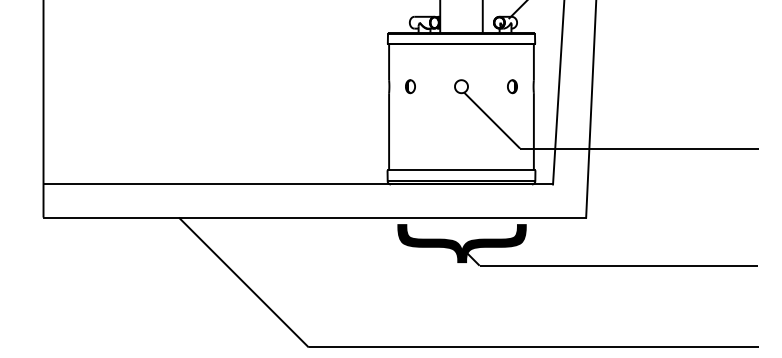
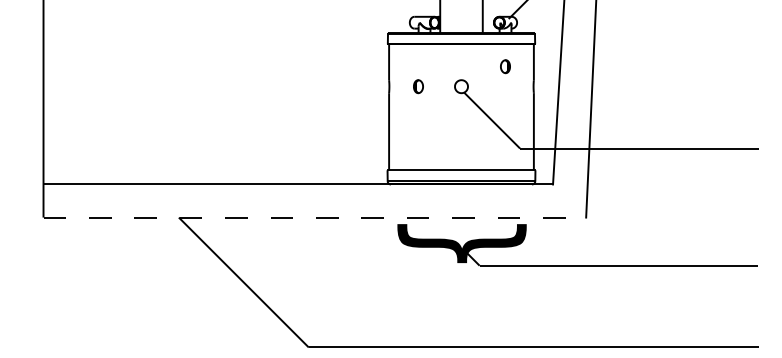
part position: (410, 86) -> (418, 86) (418, 86)
part position: (512, 86) -> (505, 66) (505, 66)
line: solid -> dashed (315, 217)
